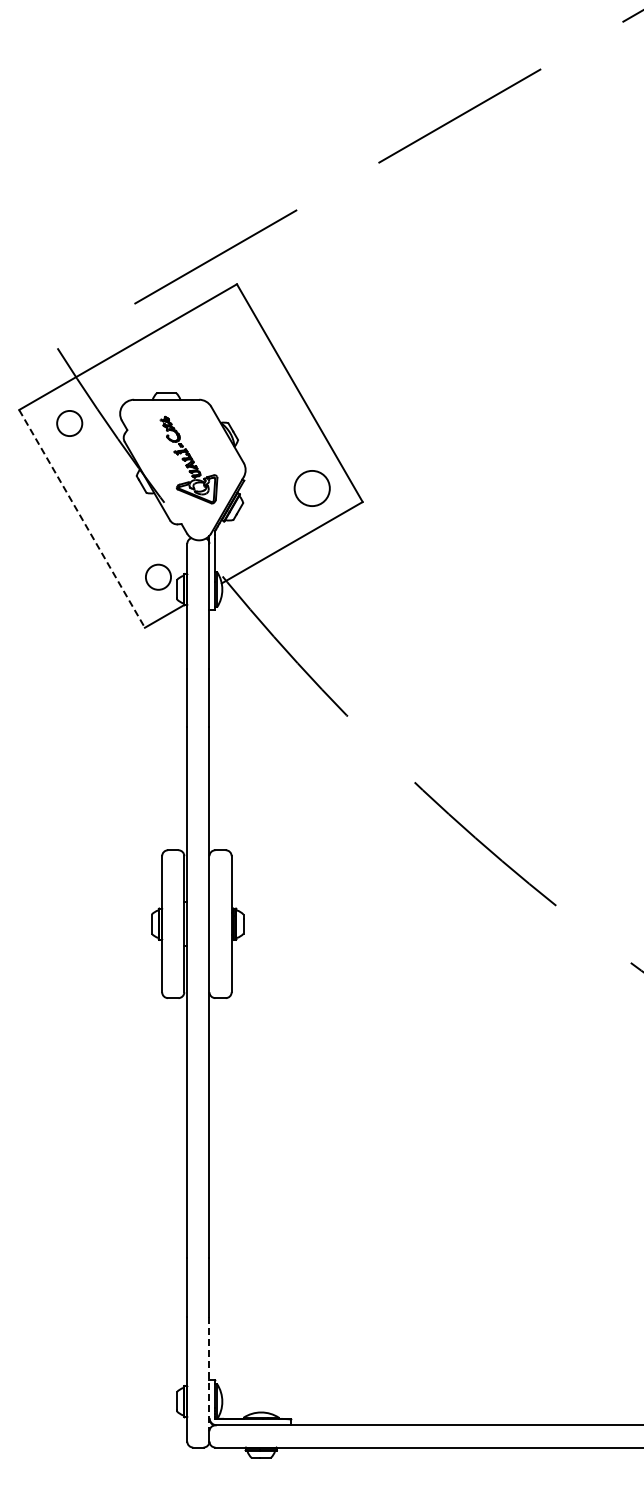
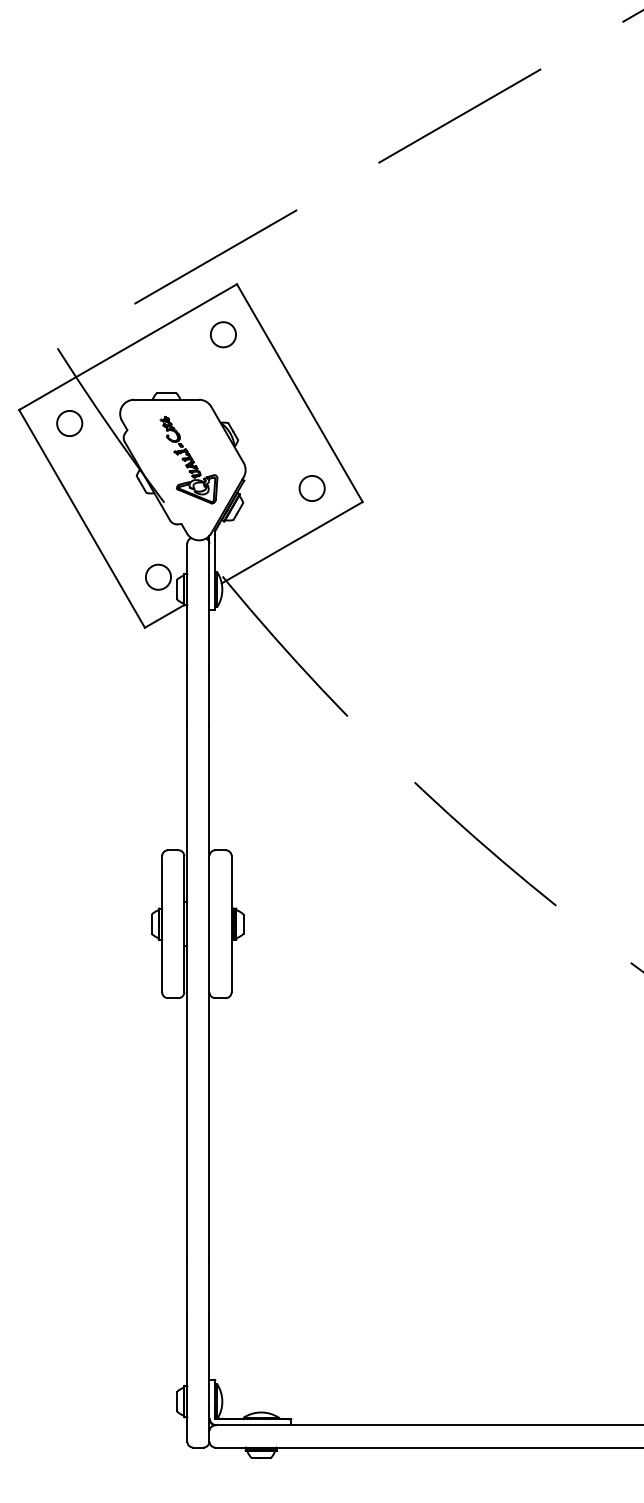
circle: none -> present (223, 334)
circle size: 38x37 px -> 28x27 px (311, 488)
line: dashed -> solid (82, 518)
line: dashed -> solid (209, 1374)
